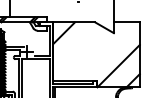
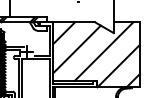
line: none -> present (76, 49)
line: none -> present (103, 51)
